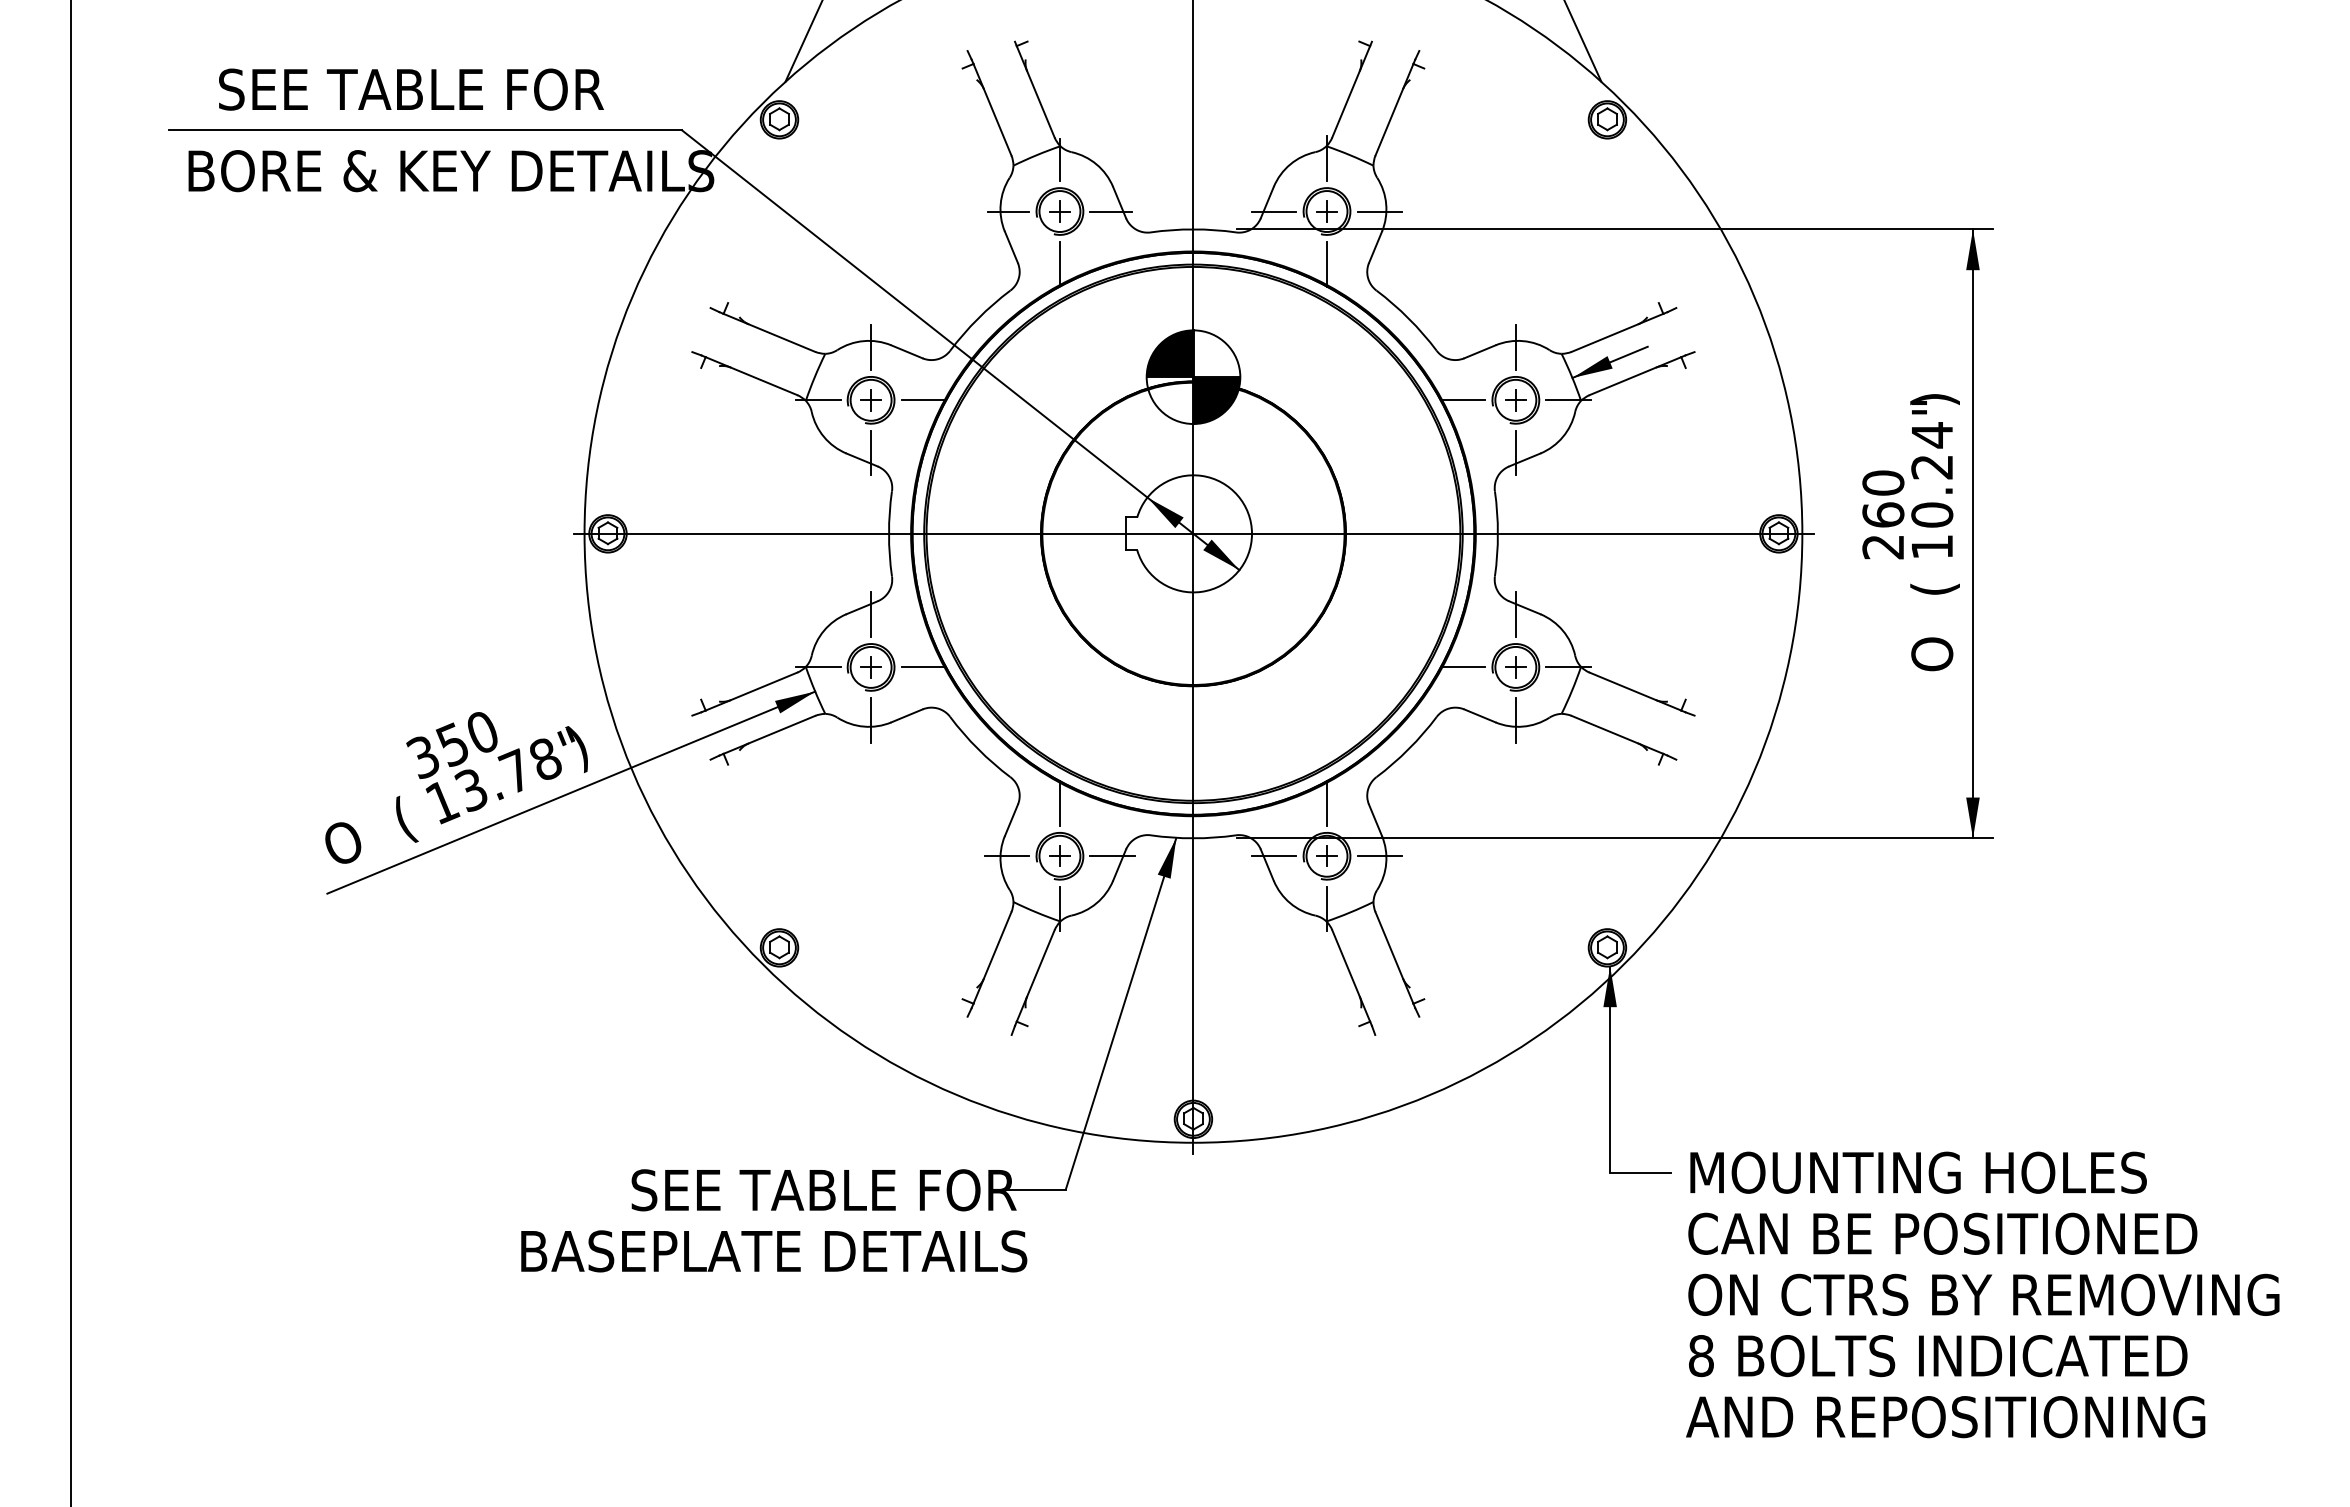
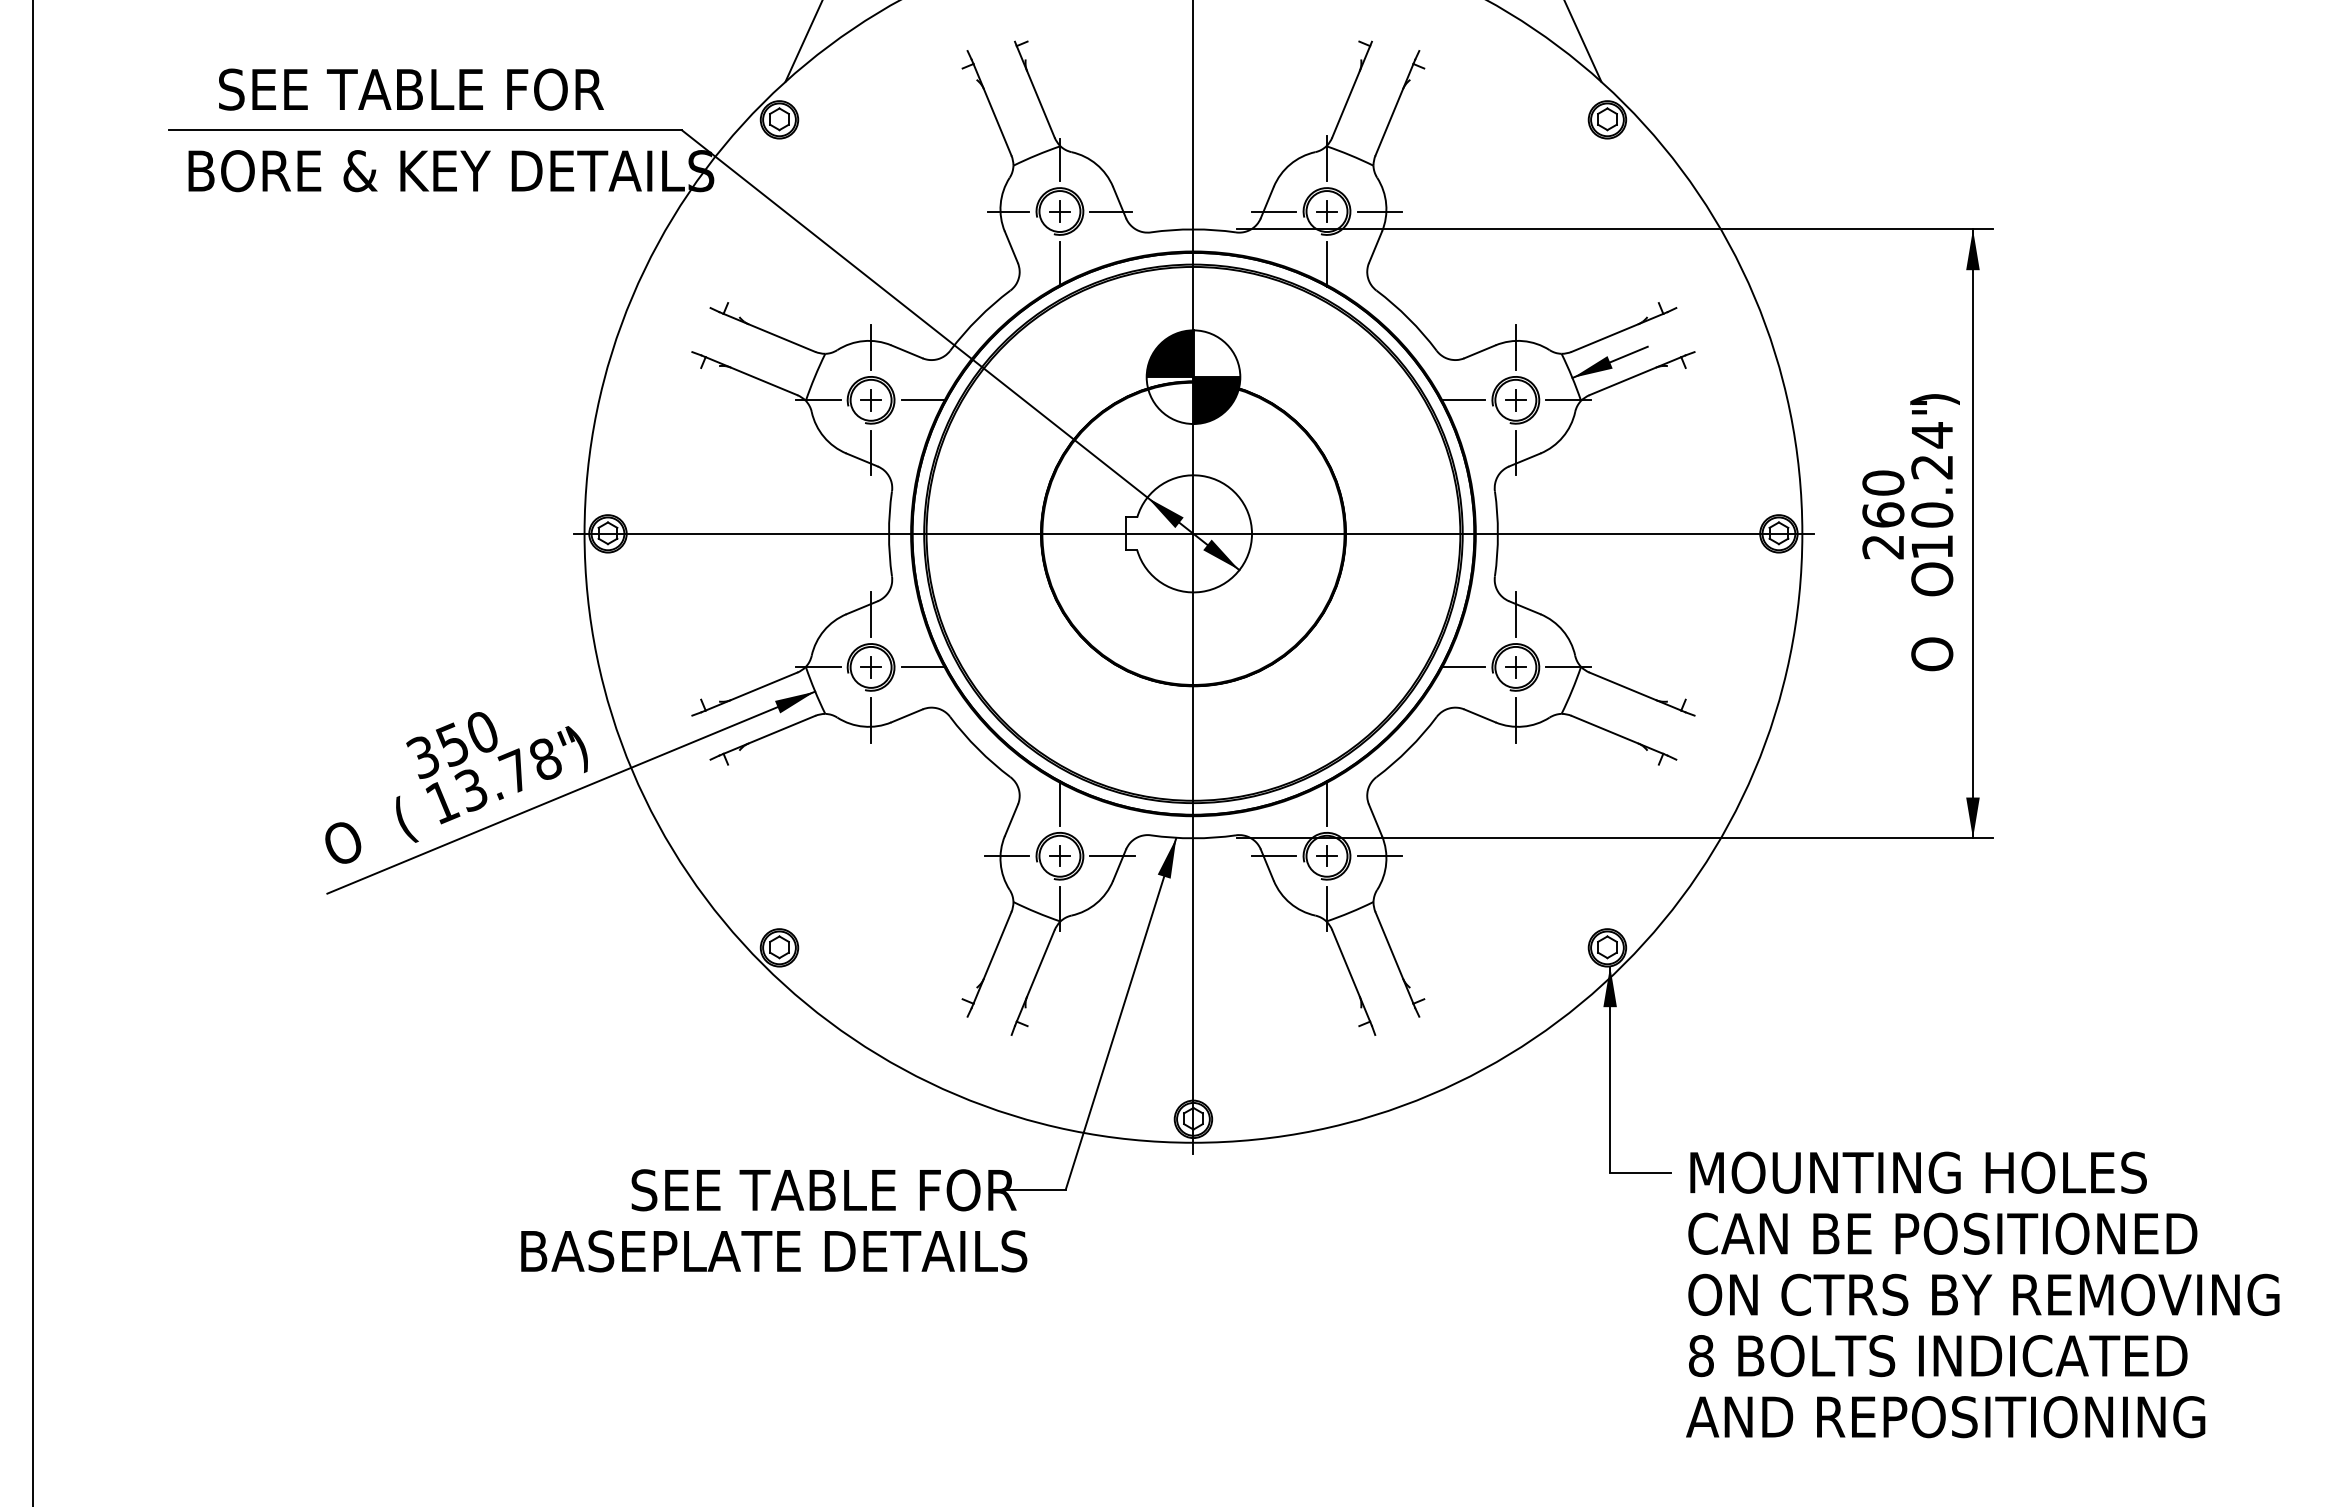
text: ( -> O (1934, 579)
line position: (70, 752) -> (32, 752) (32, 752)
